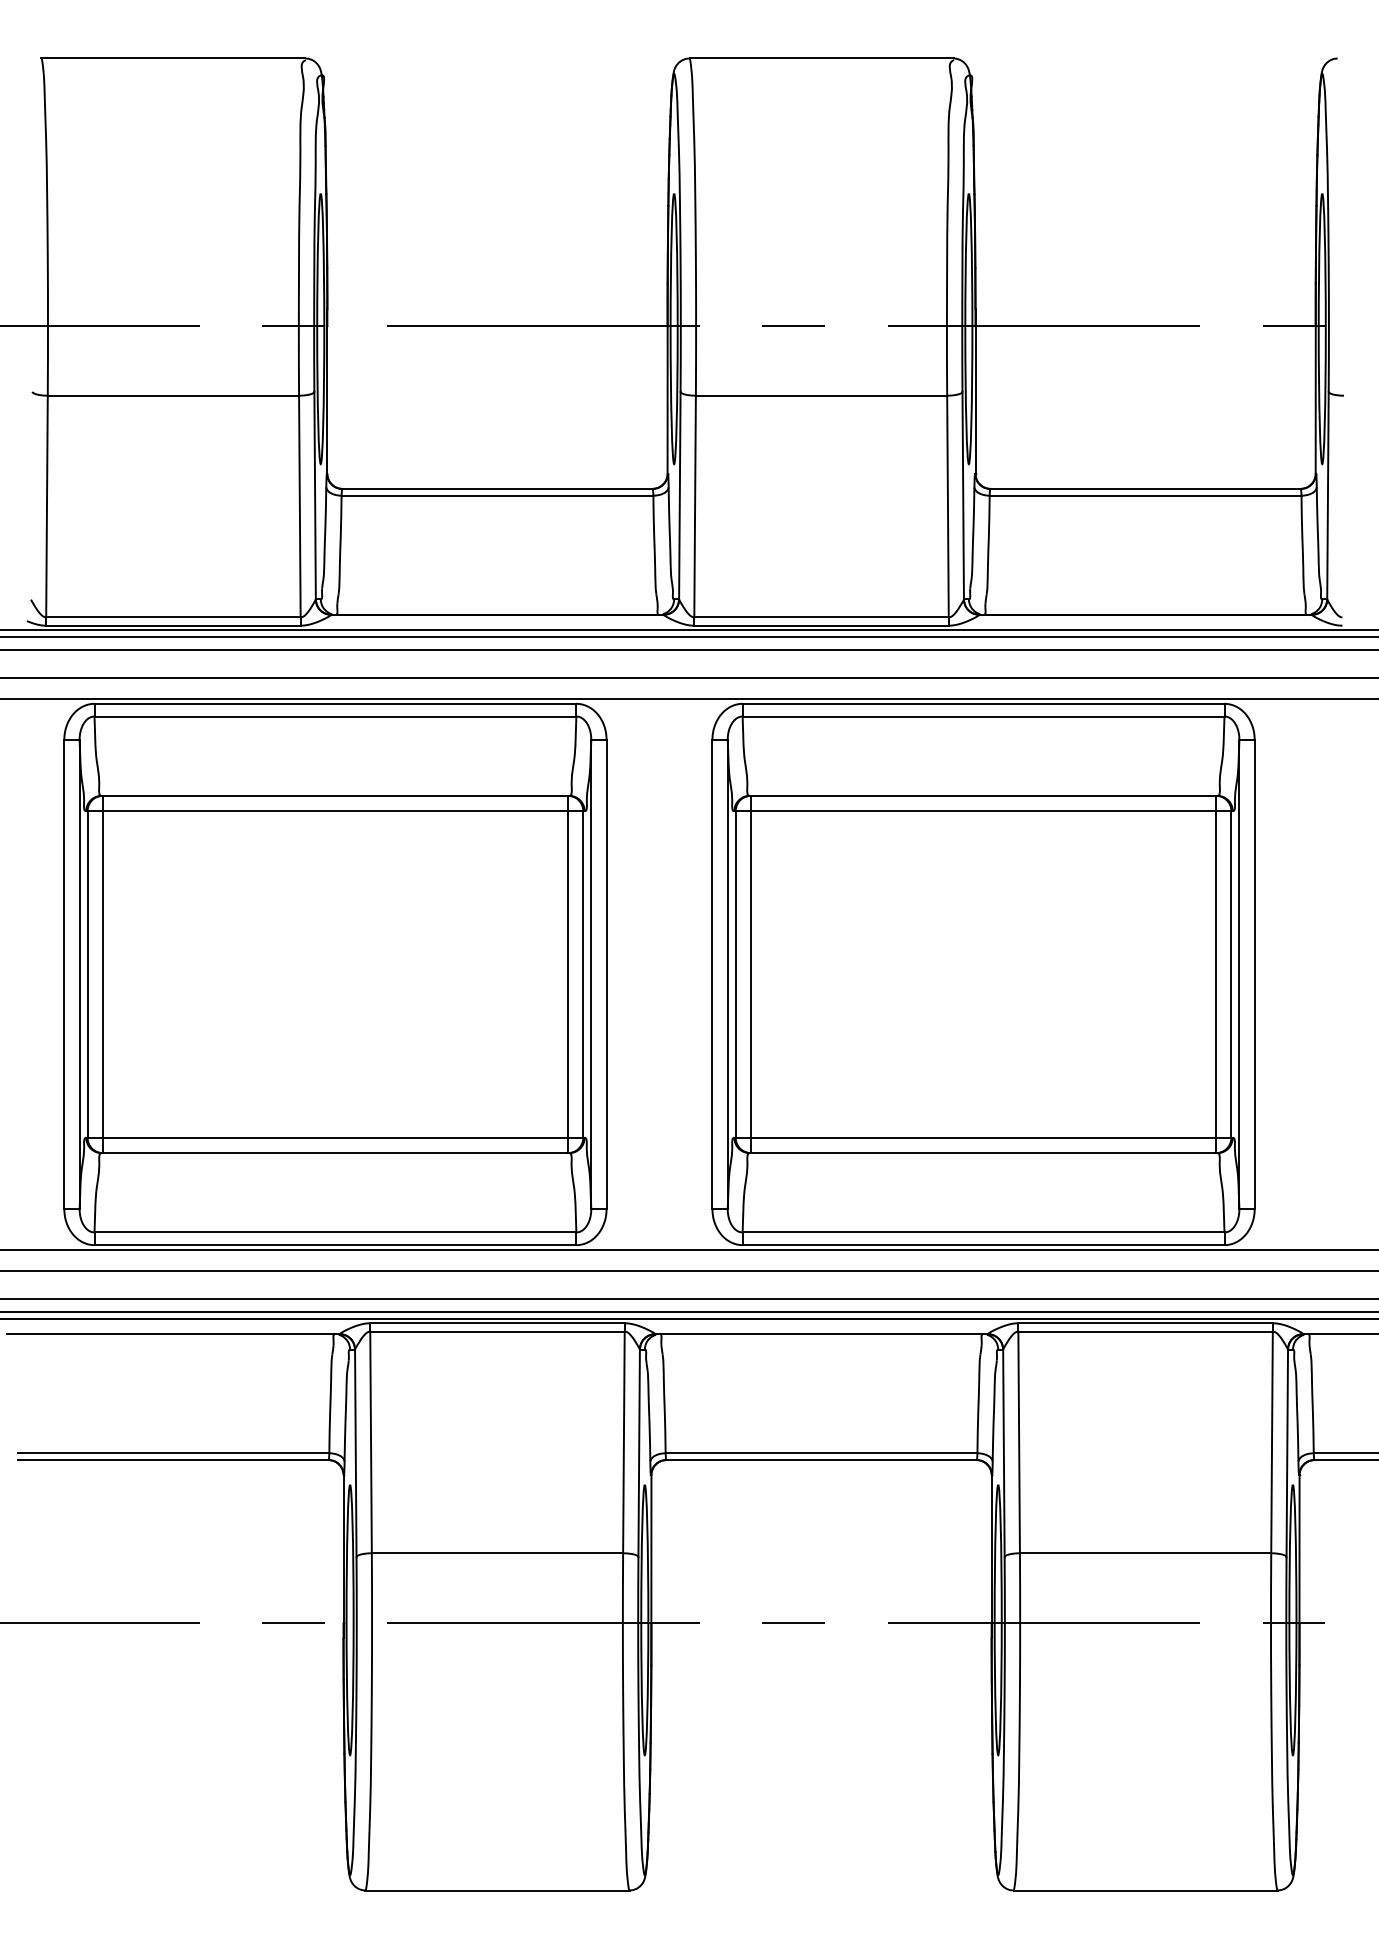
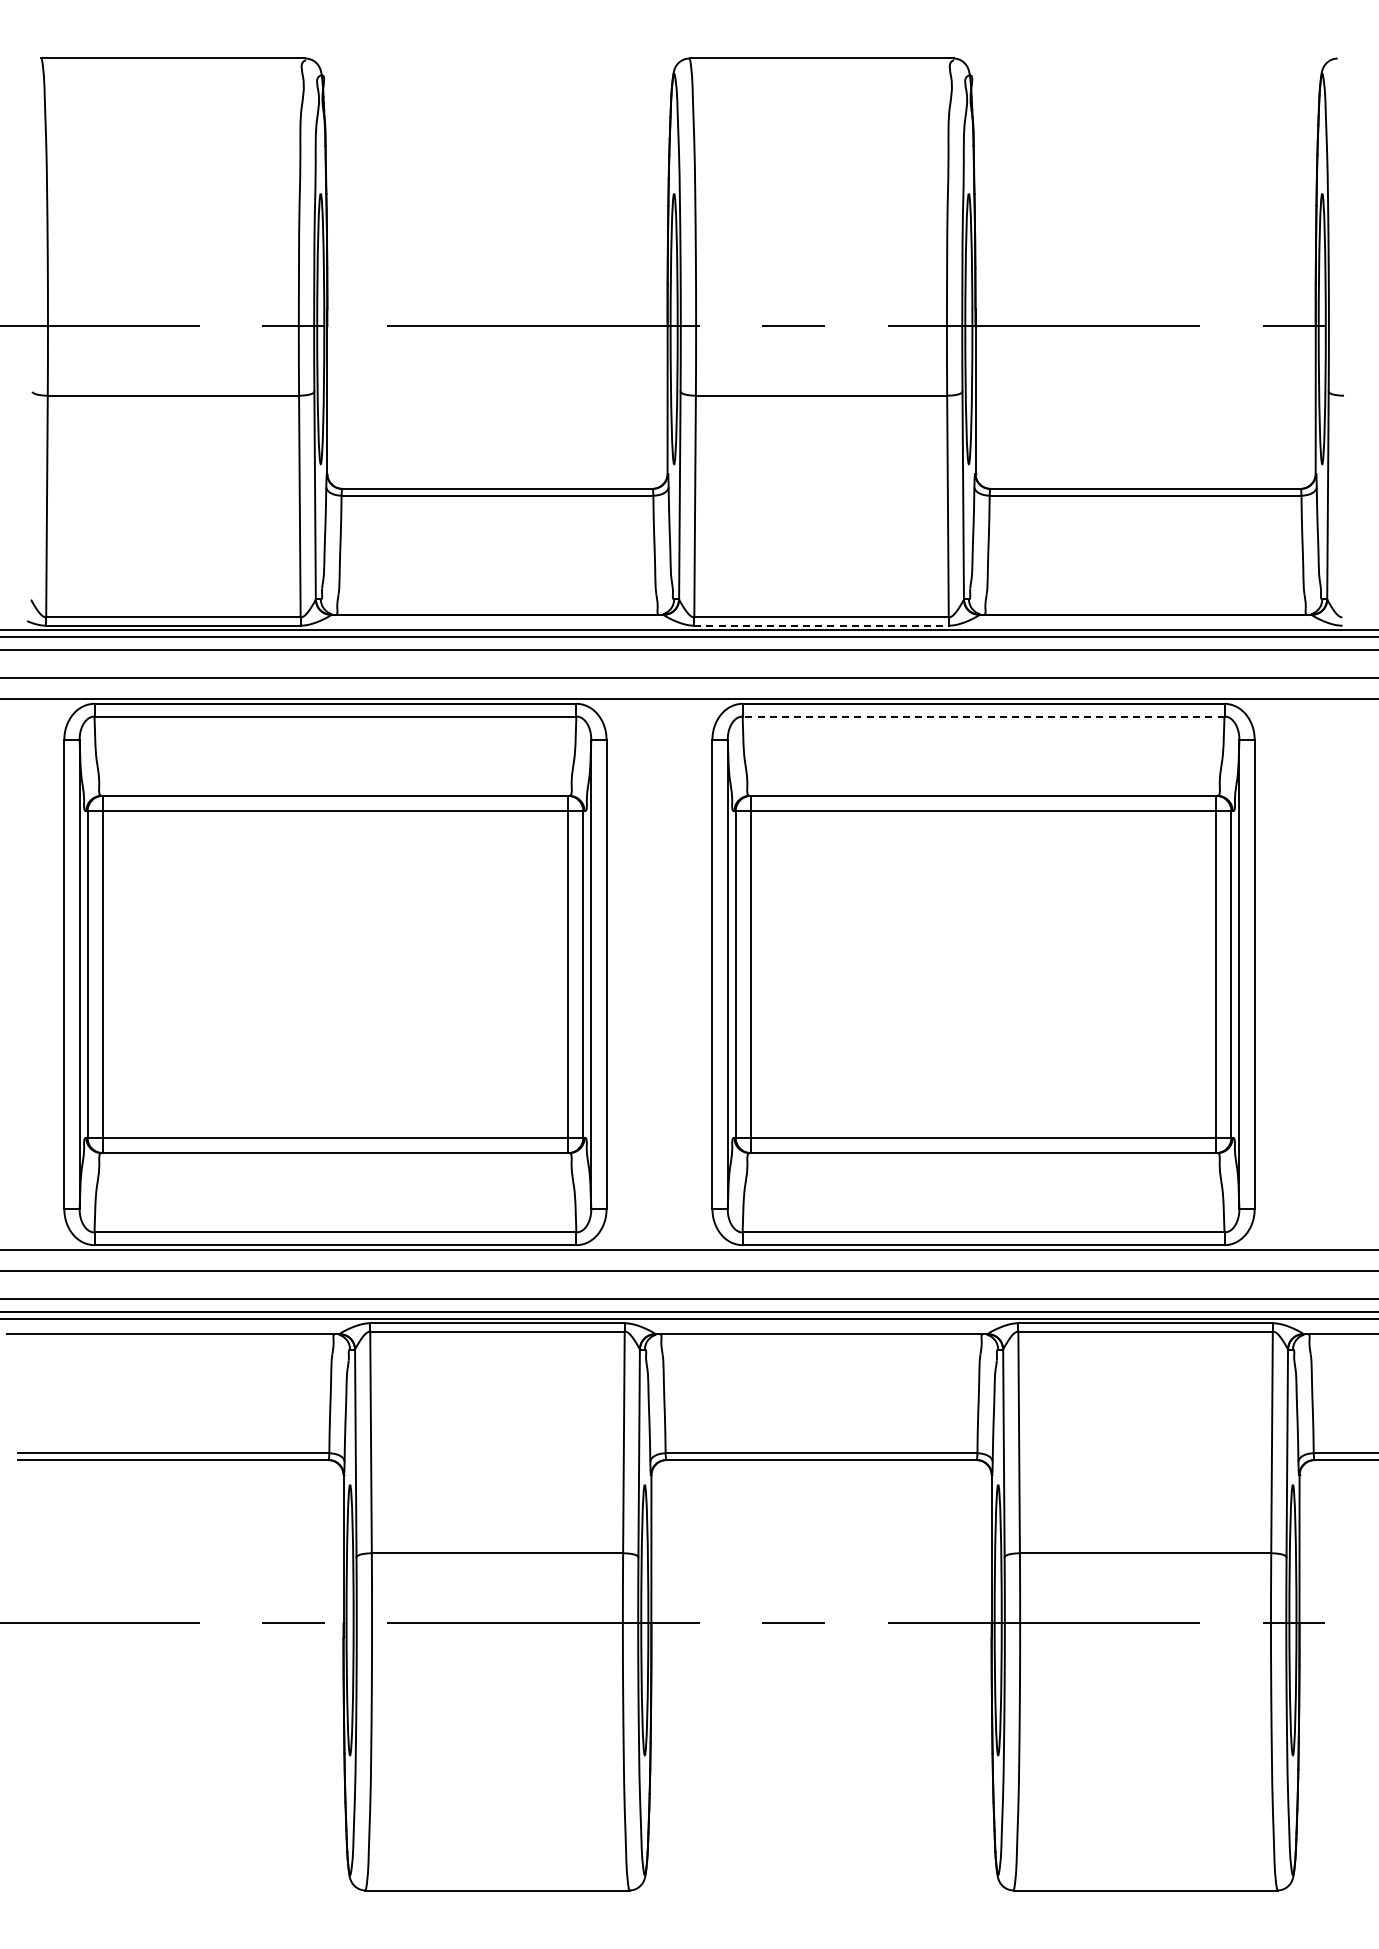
line: solid -> dashed (822, 625)
line: solid -> dashed (983, 716)
